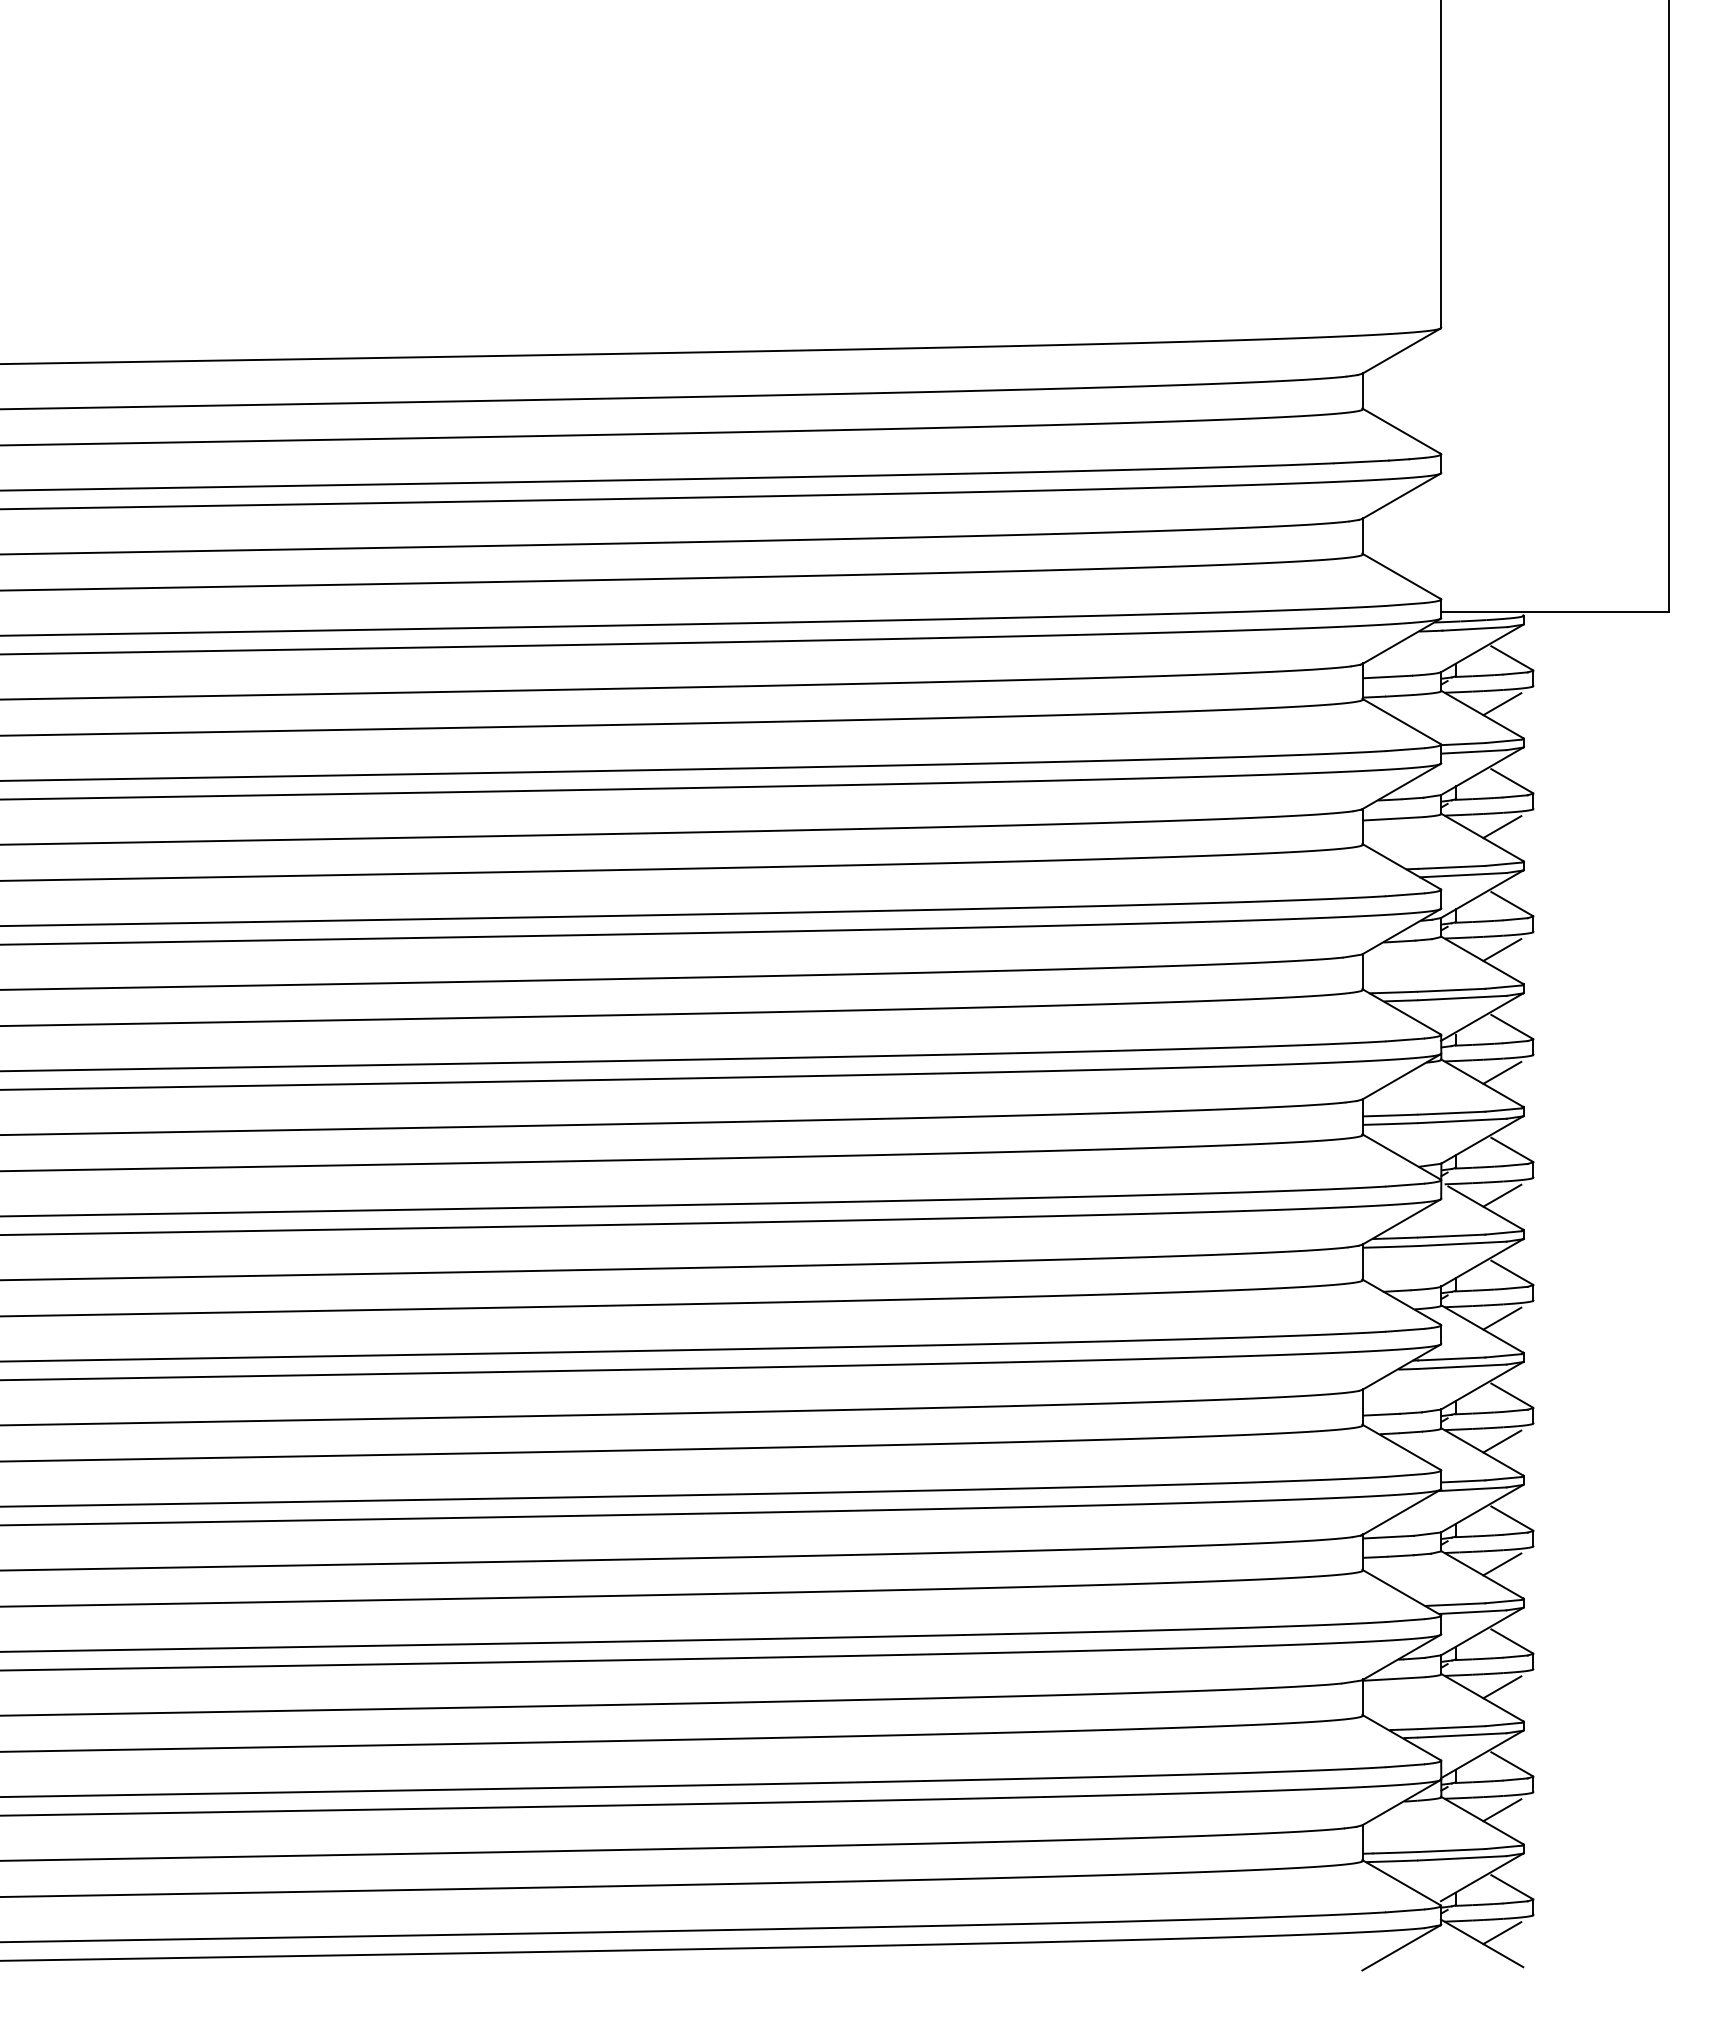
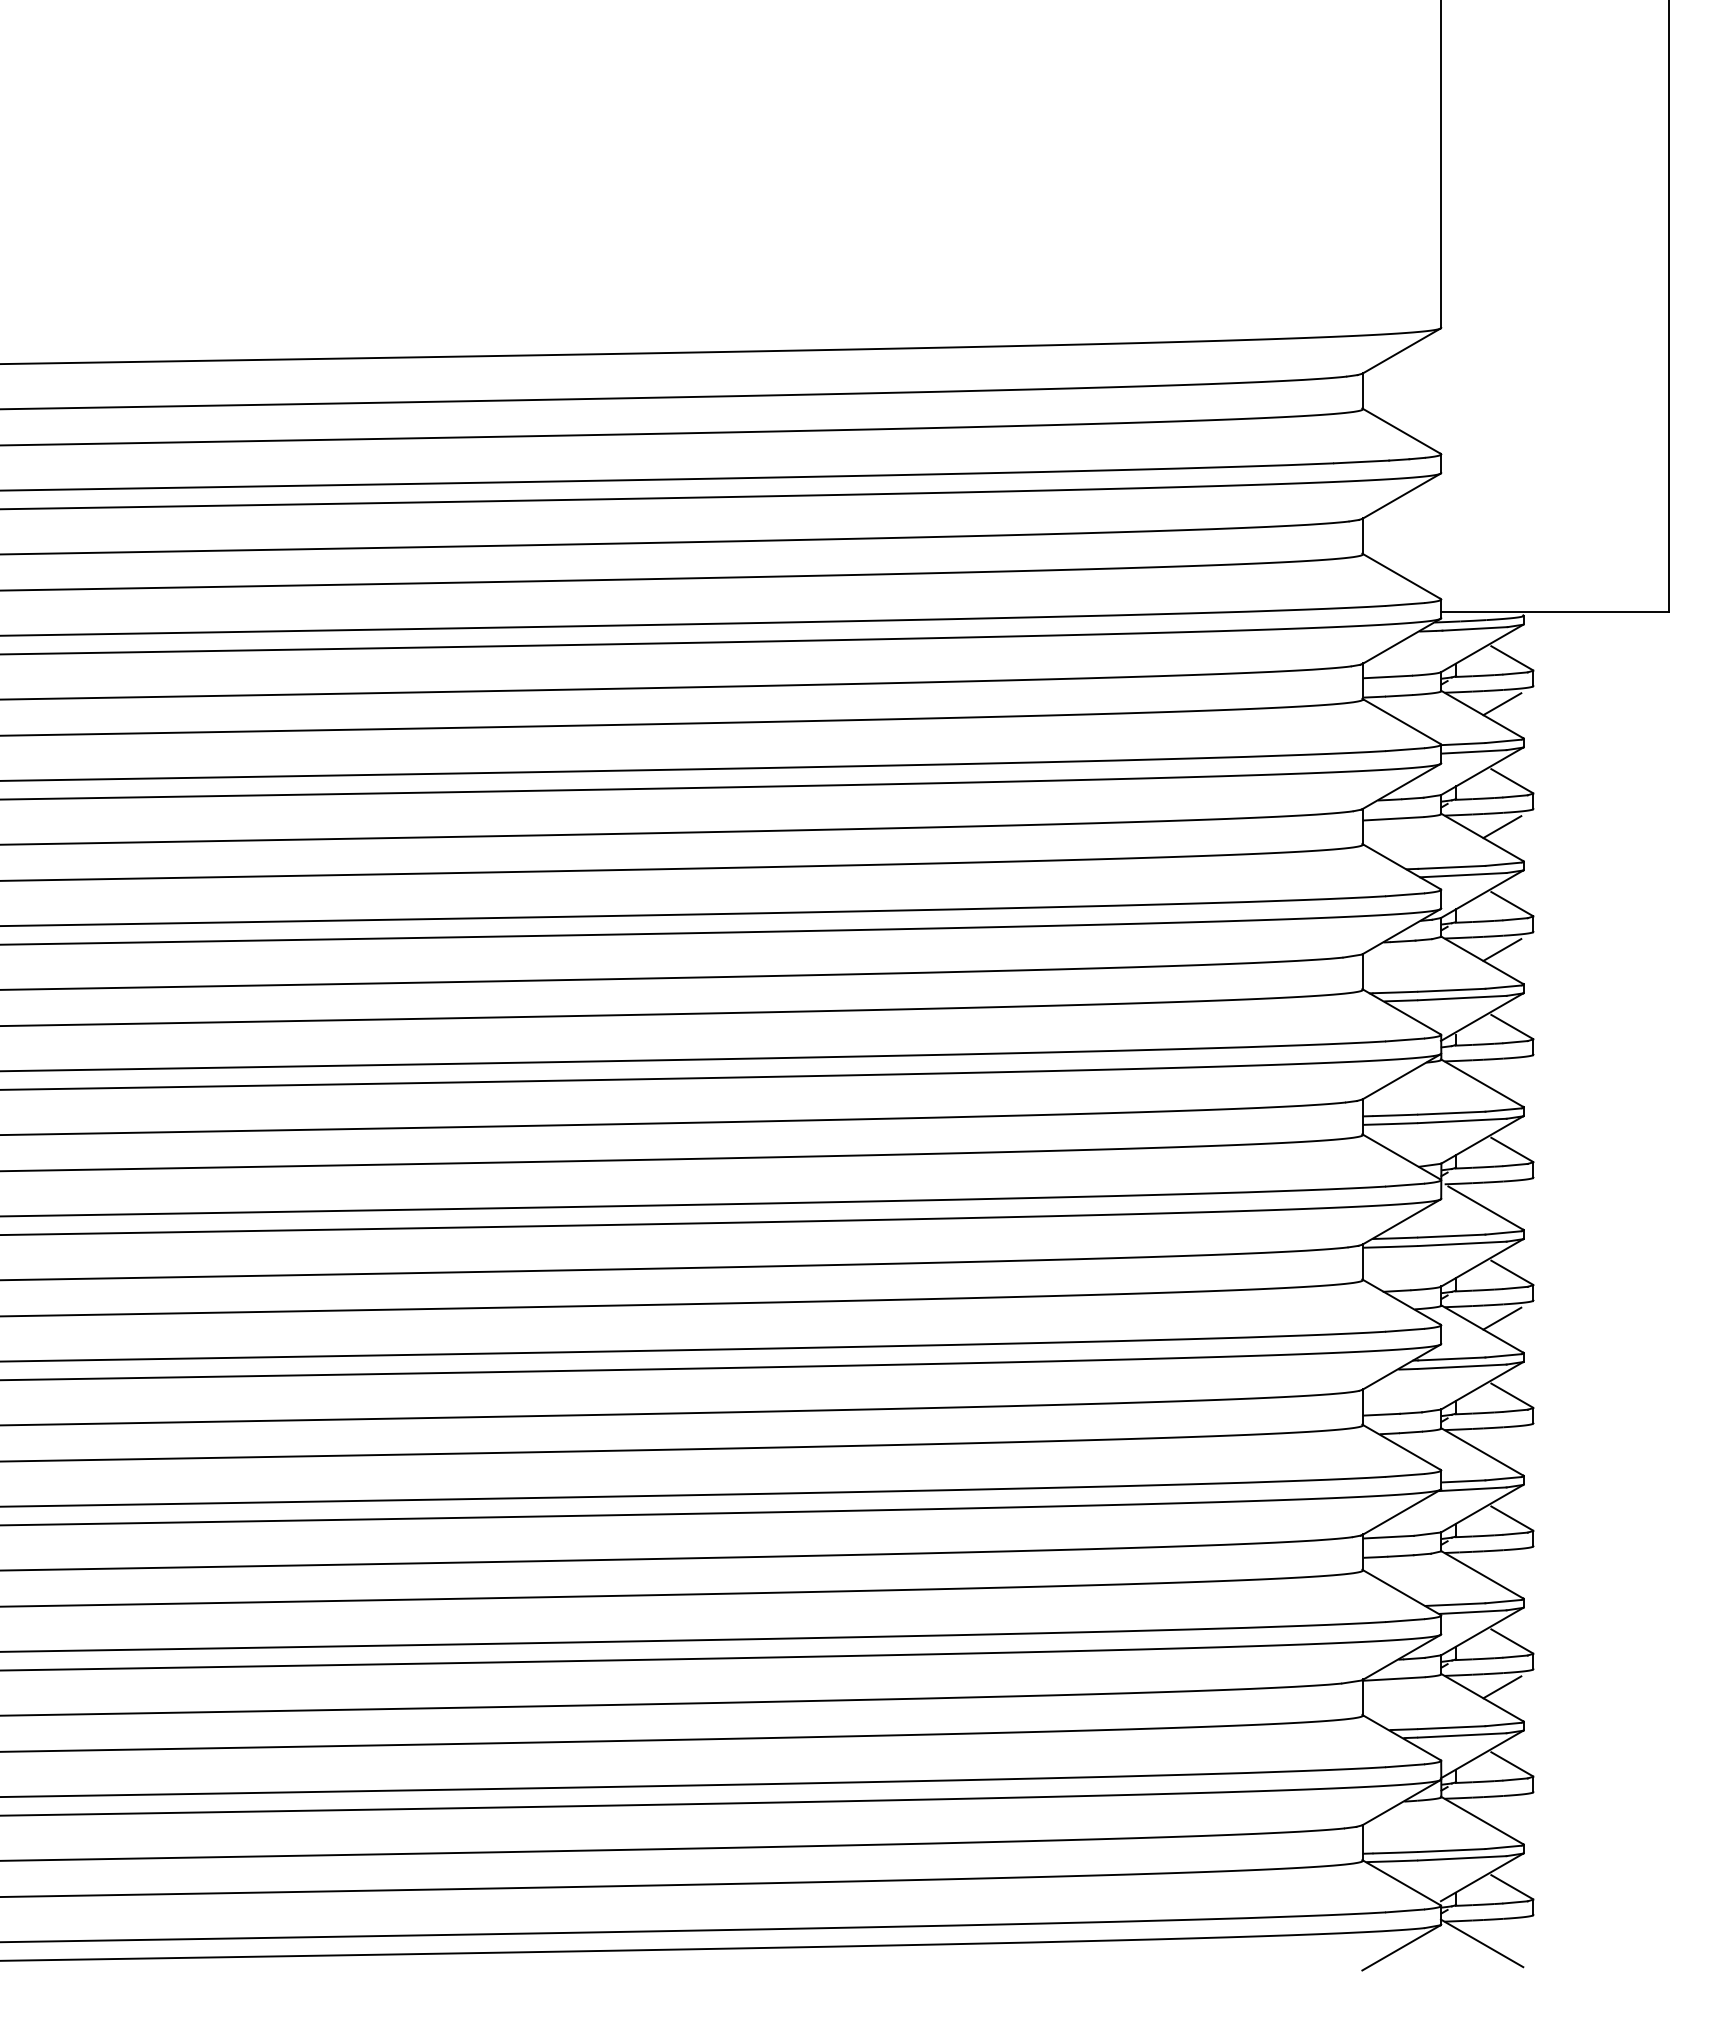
line: present -> none (1502, 1072)
line: present -> none (1502, 1195)
line: present -> none (1502, 1441)
line: present -> none (1502, 1564)
line: present -> none (1502, 1810)
line: present -> none (1502, 1933)
